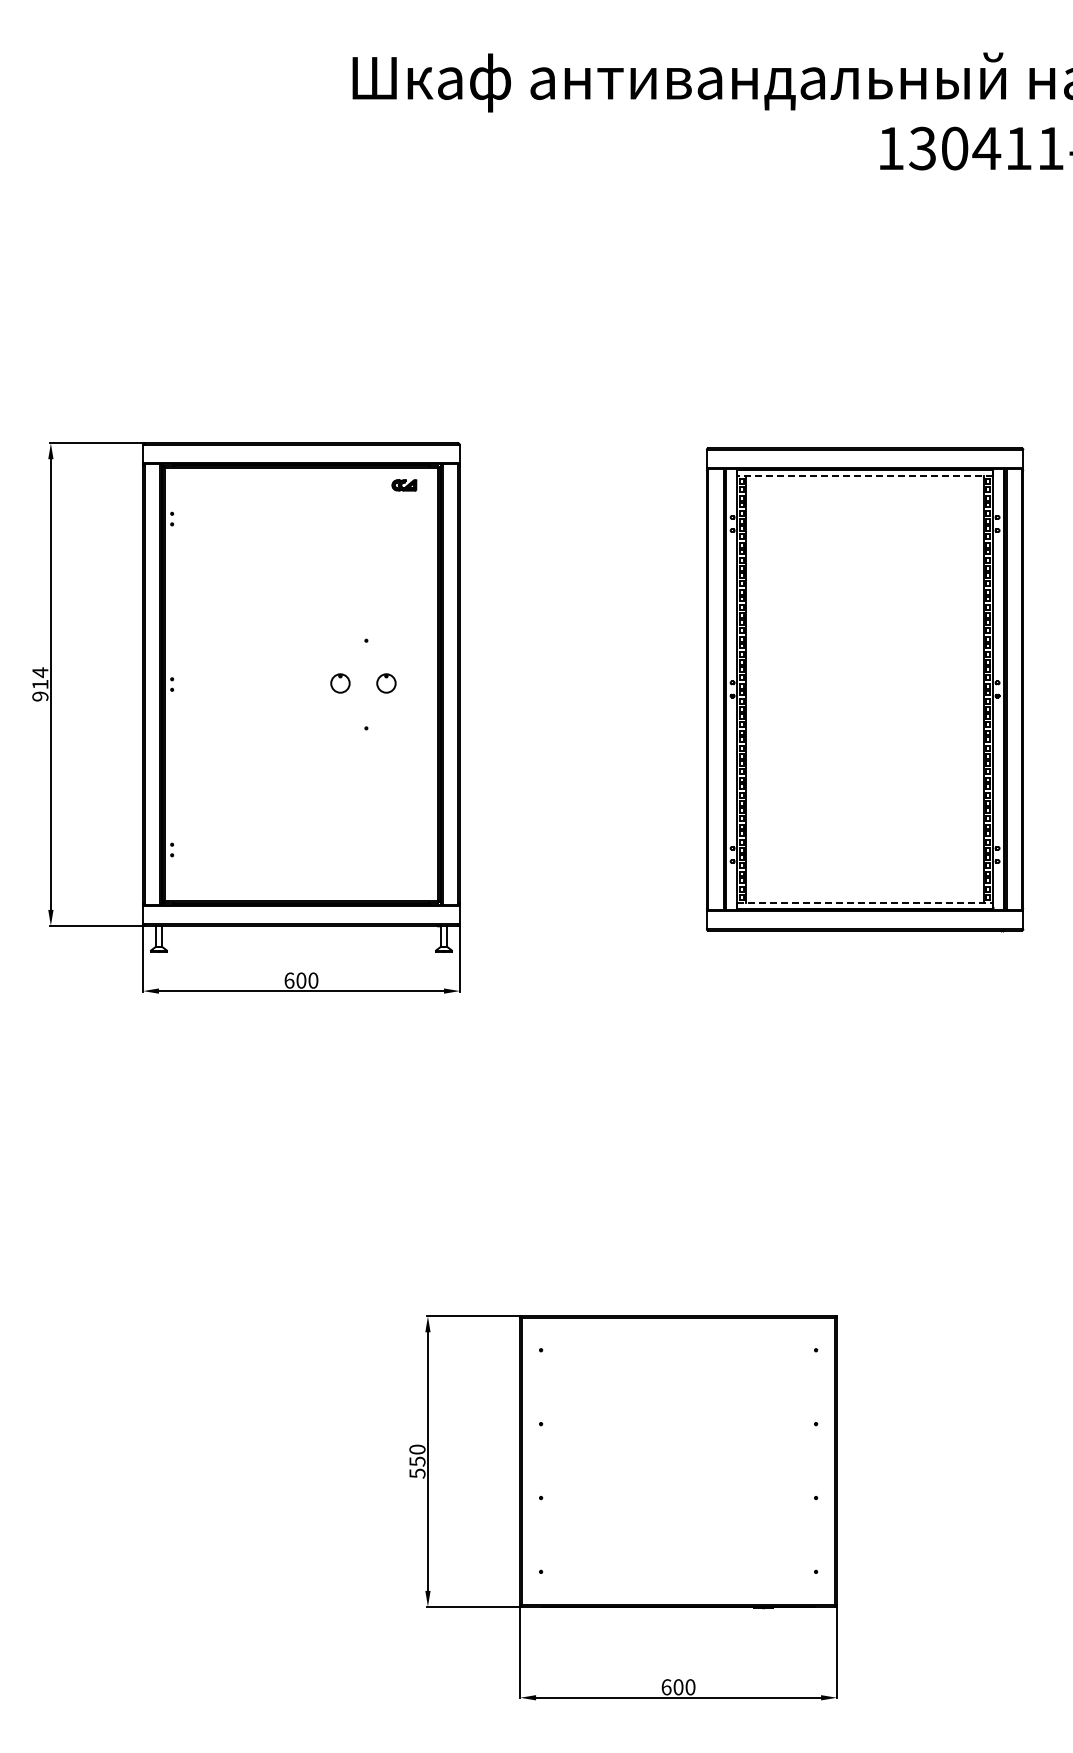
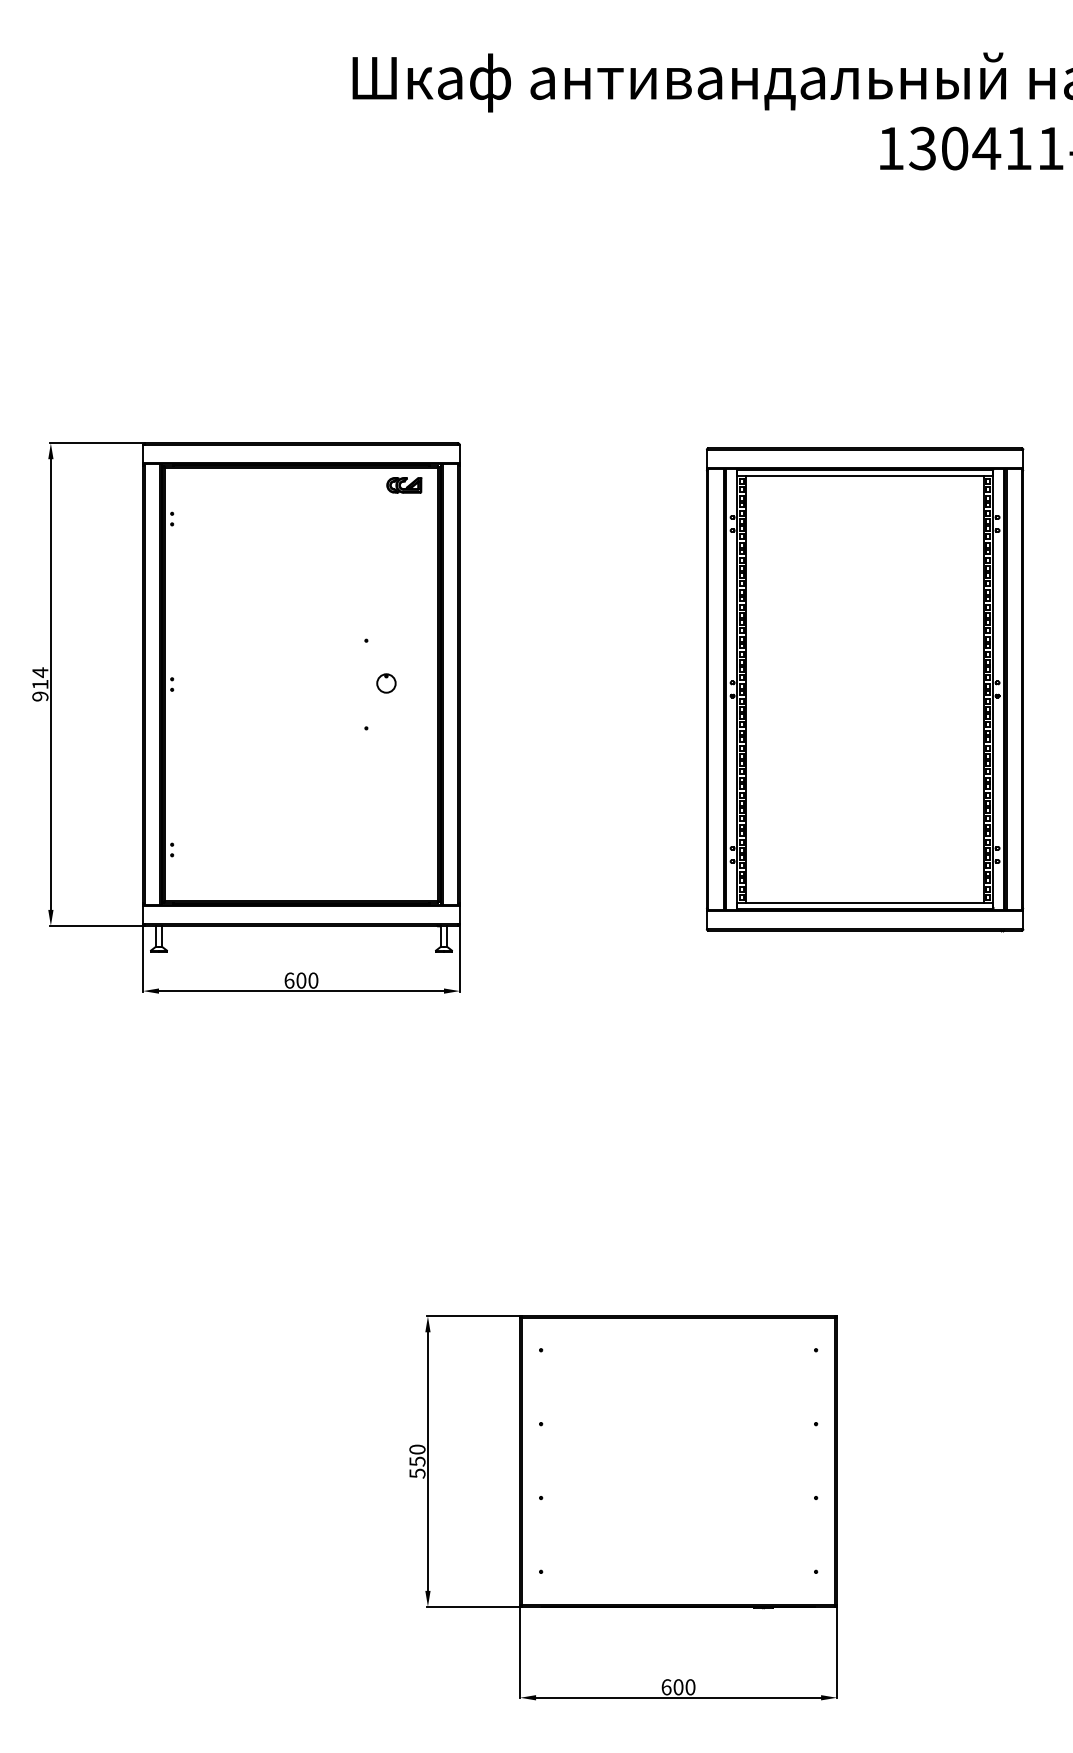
line: dashed -> solid (865, 476)
part size: 27x13 px -> 37x17 px (404, 485)
part: present -> none (340, 683)
line: dashed -> solid (865, 903)
